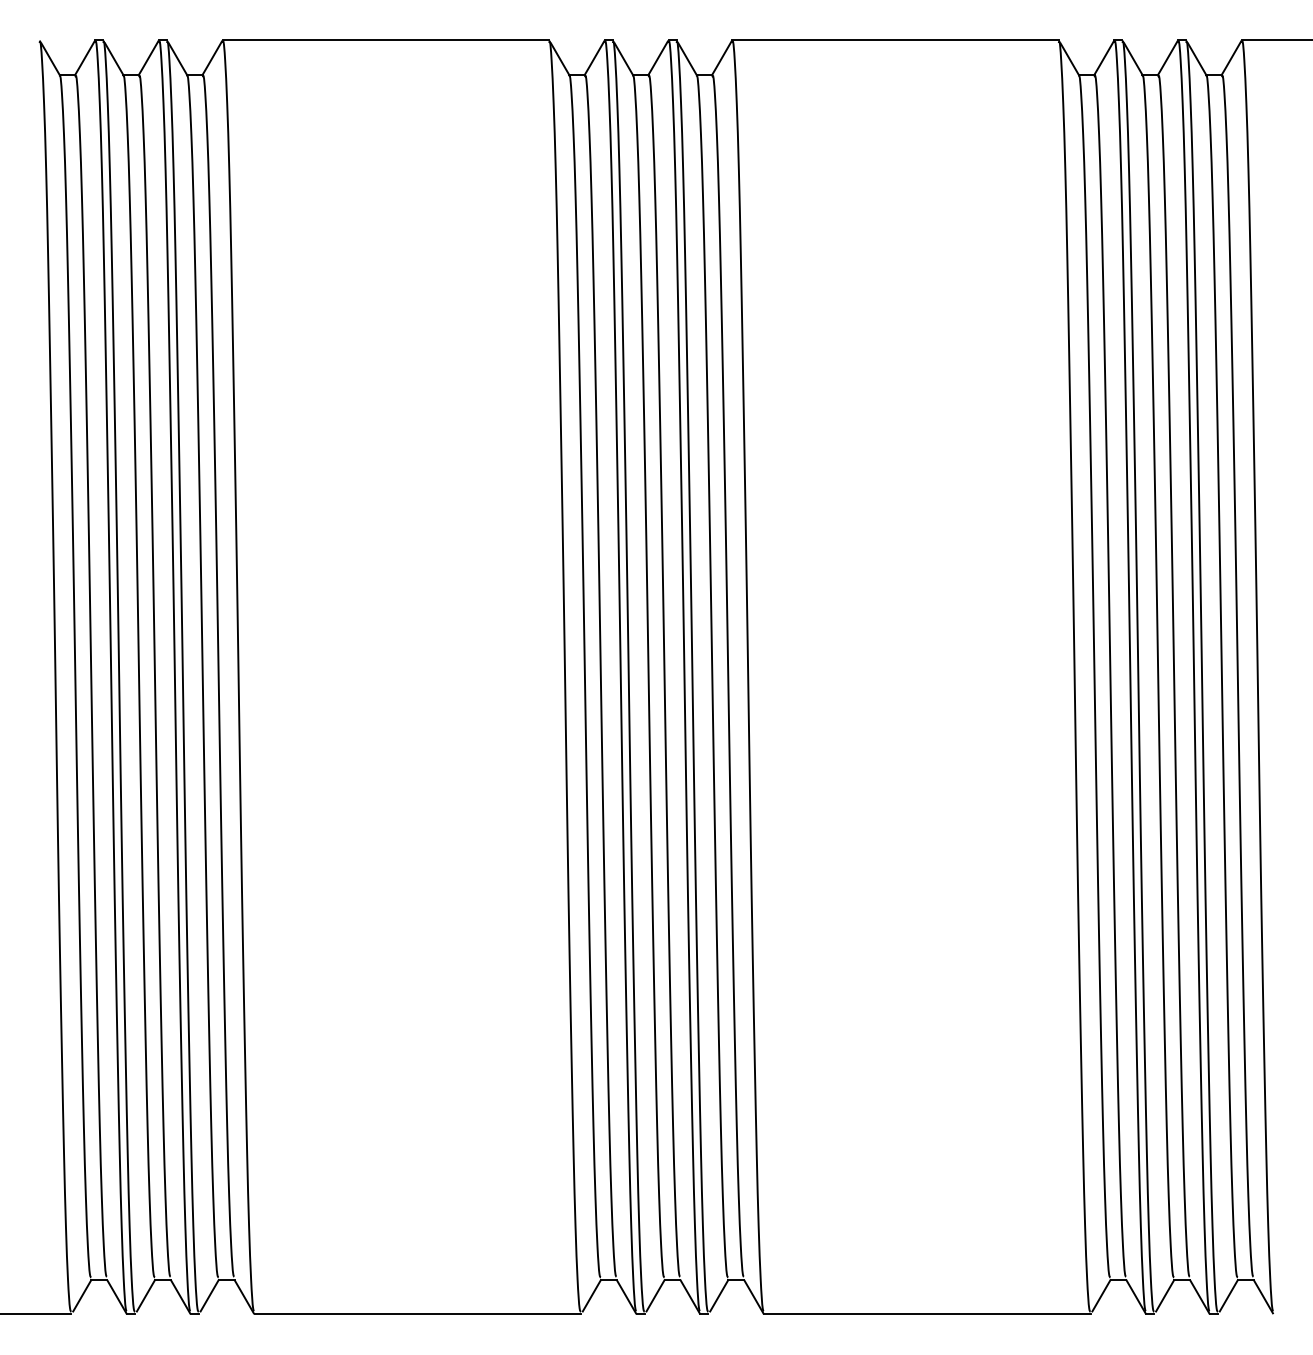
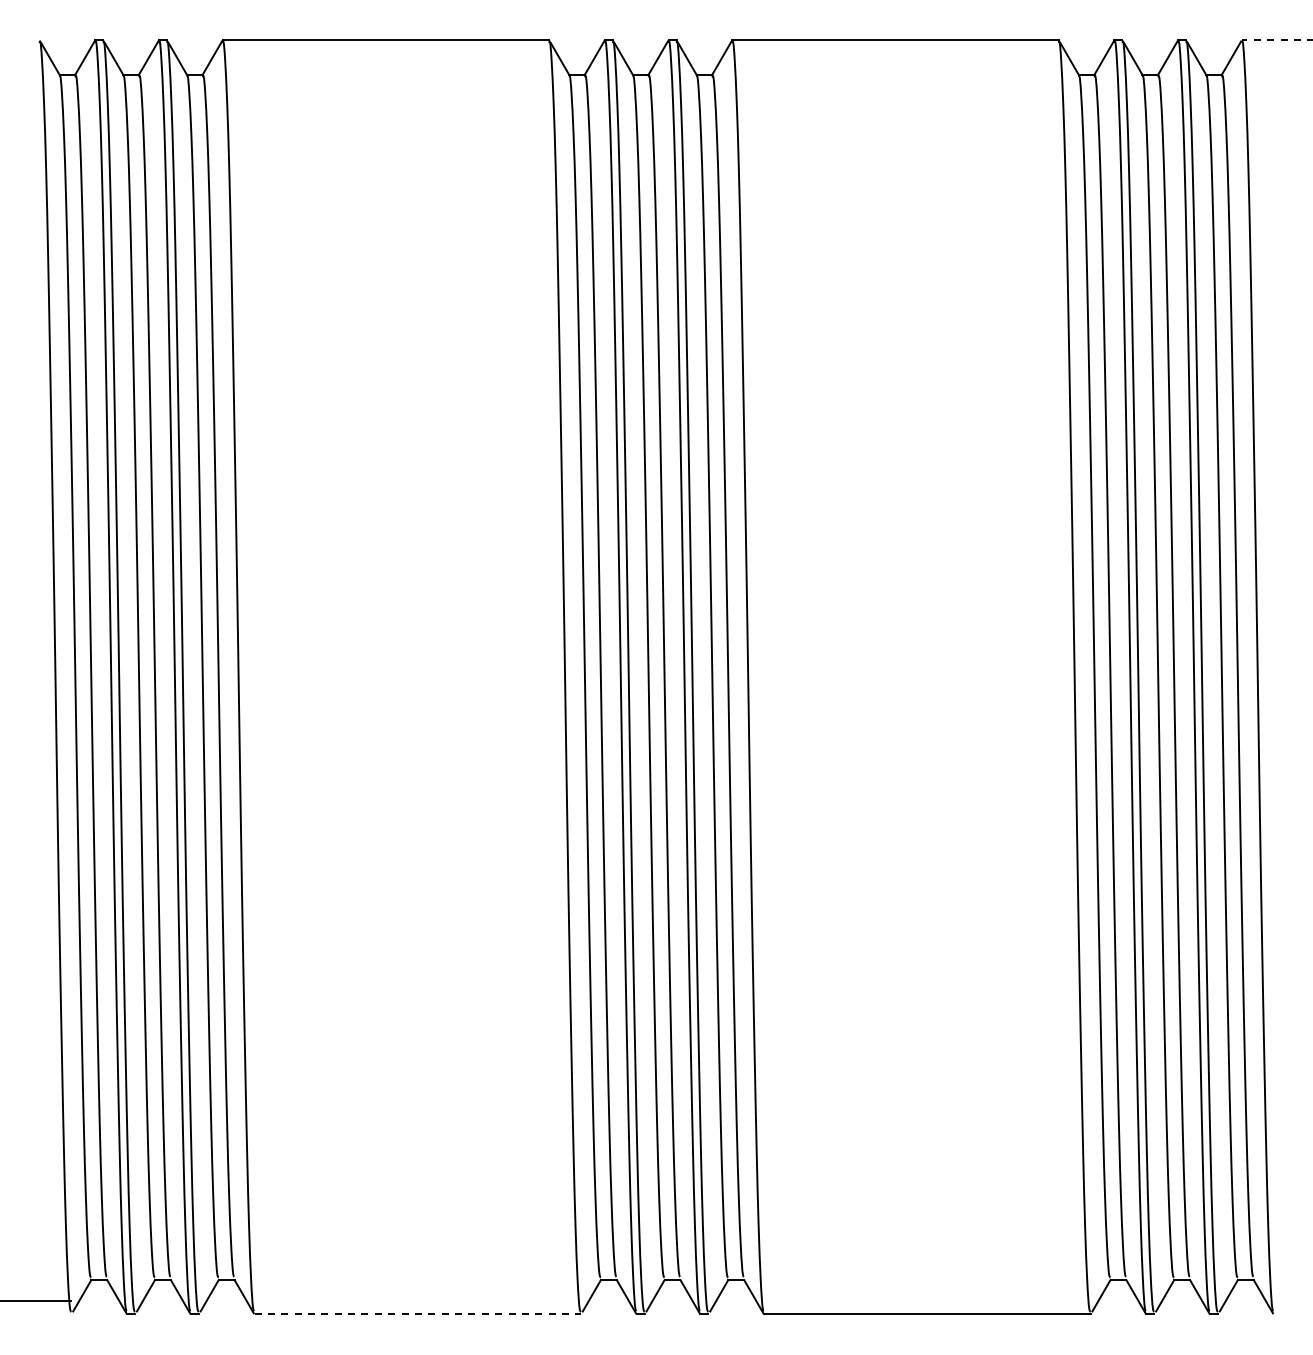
line: solid -> dashed (1276, 40)
line position: (36, 1314) -> (36, 1301) (36, 1301)
line: solid -> dashed (418, 1314)
